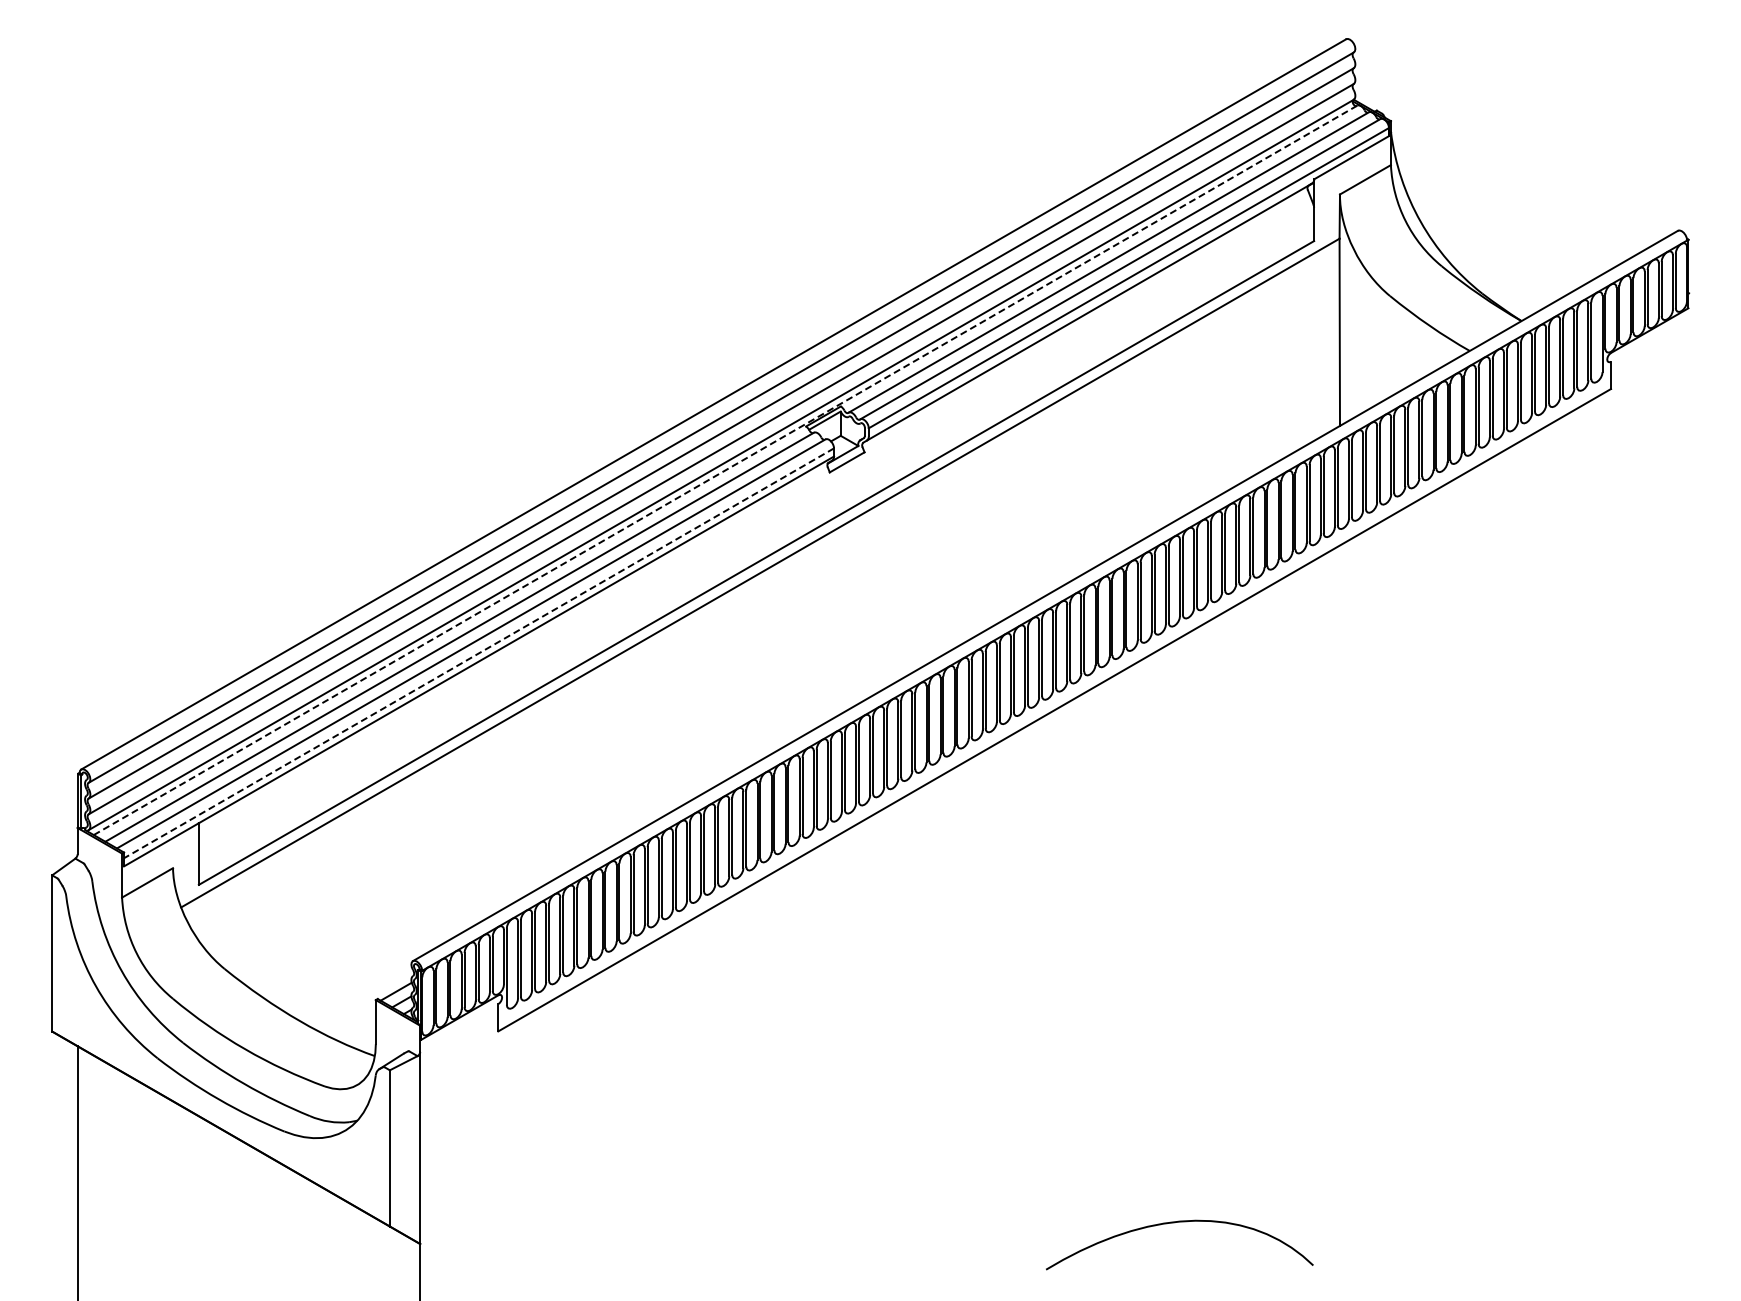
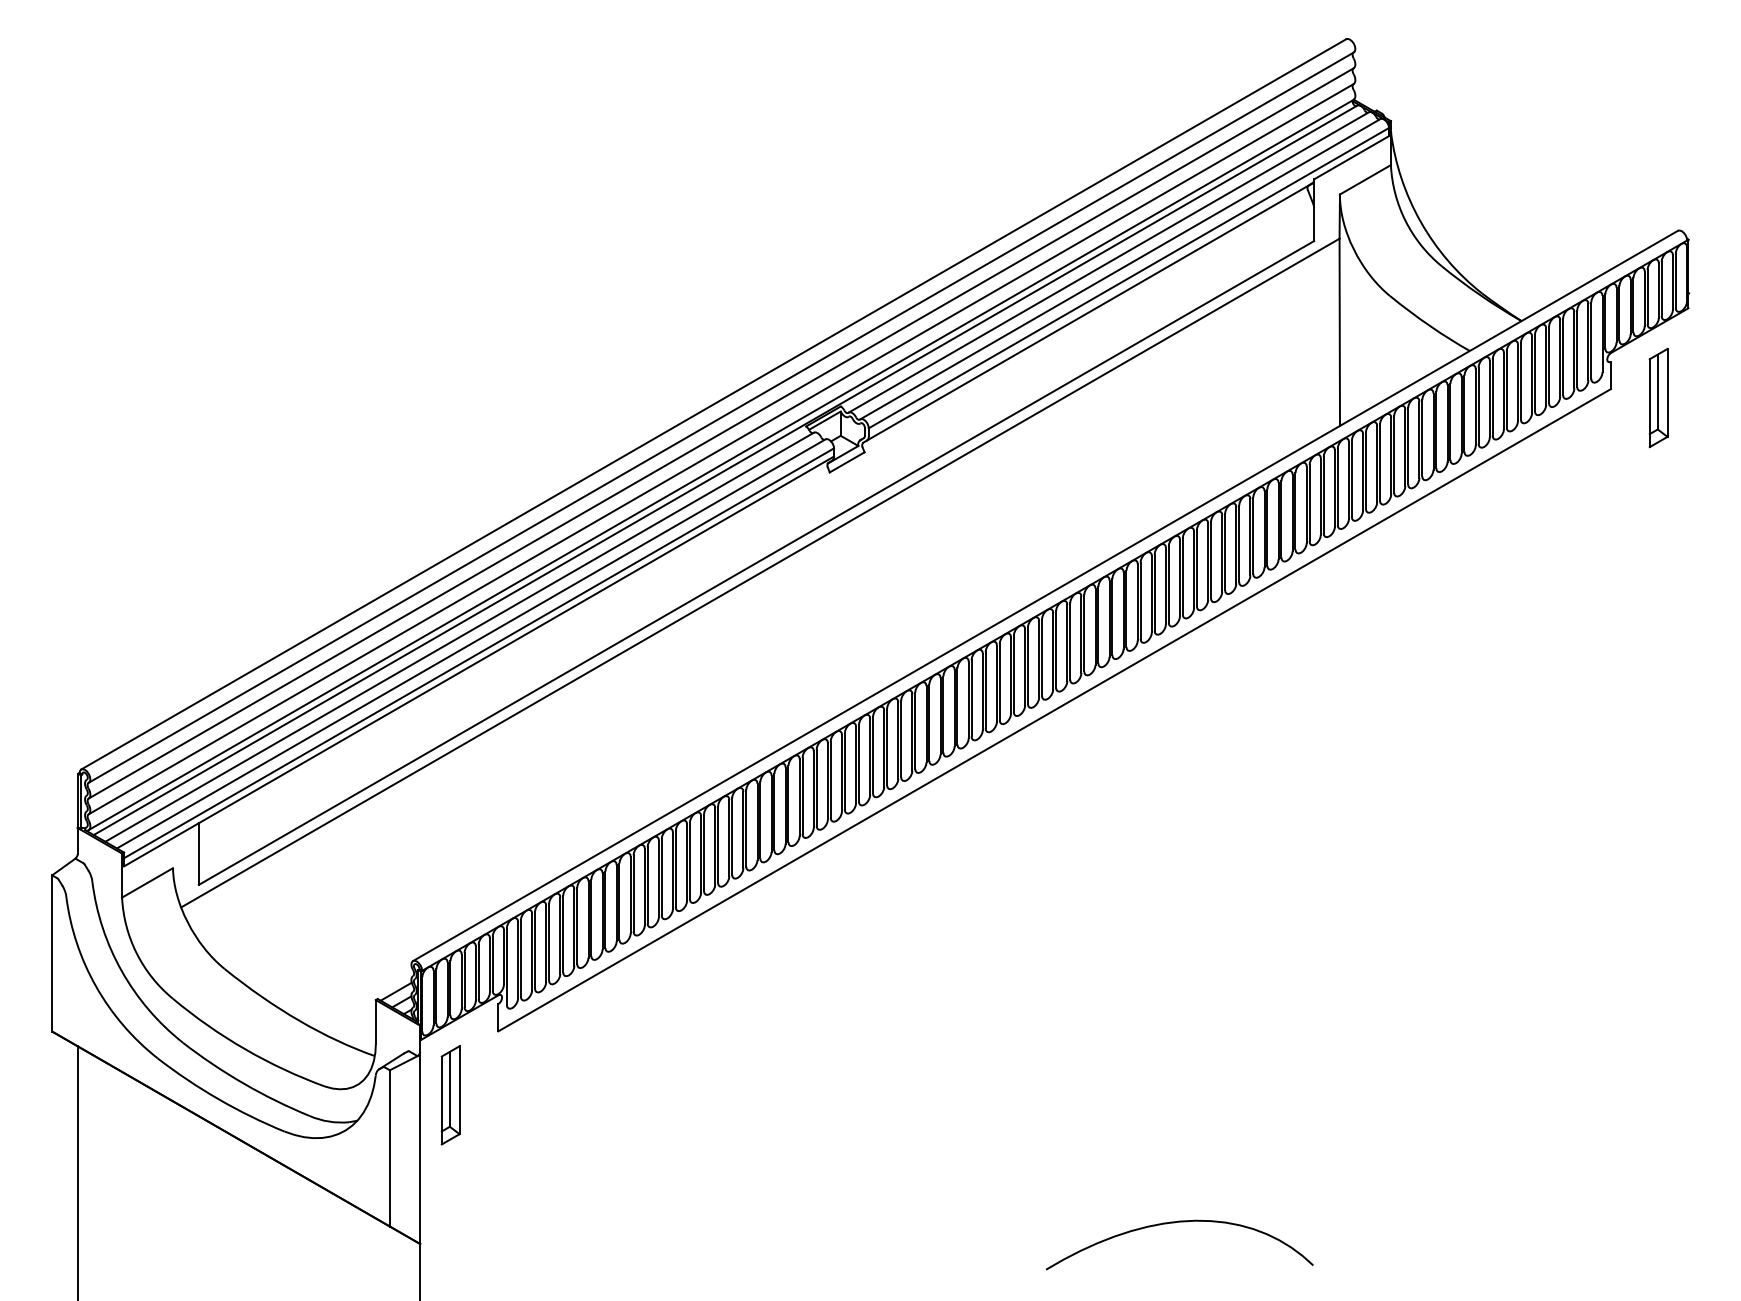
part: none -> present (1658, 397)
line: dashed -> solid (725, 470)
line: dashed -> solid (479, 653)
part: none -> present (450, 1095)
